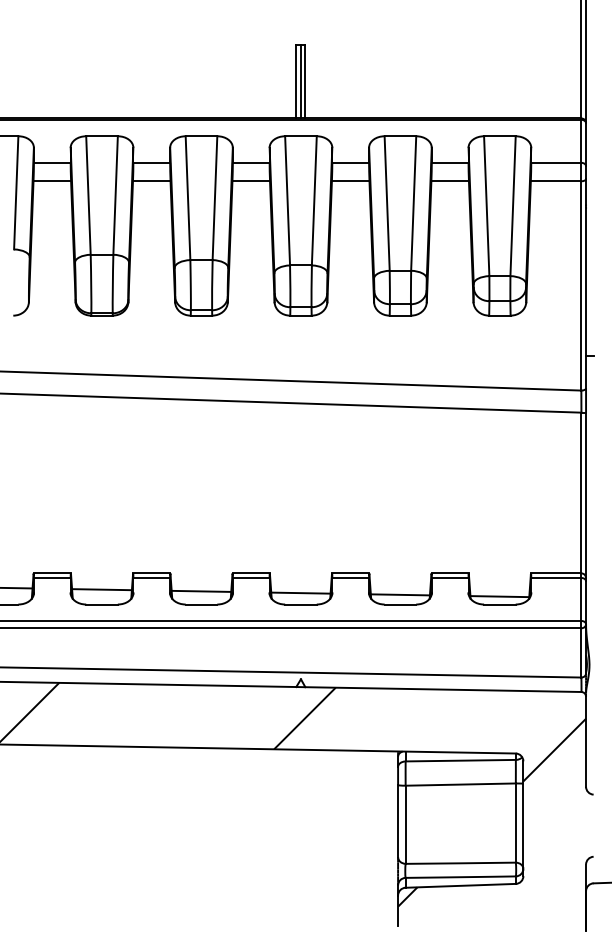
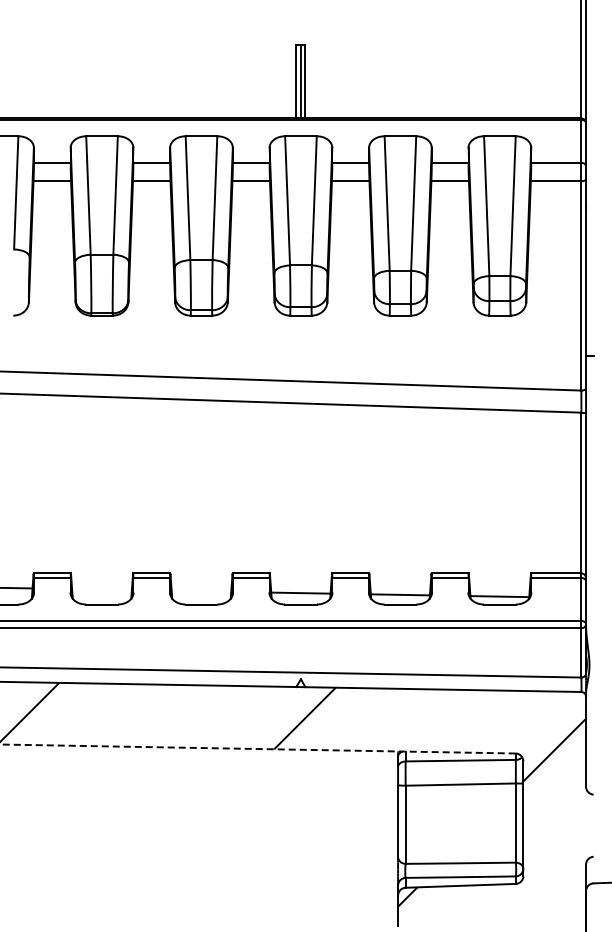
line: present -> none (101, 589)
line: present -> none (201, 590)
line: solid -> dashed (257, 749)
